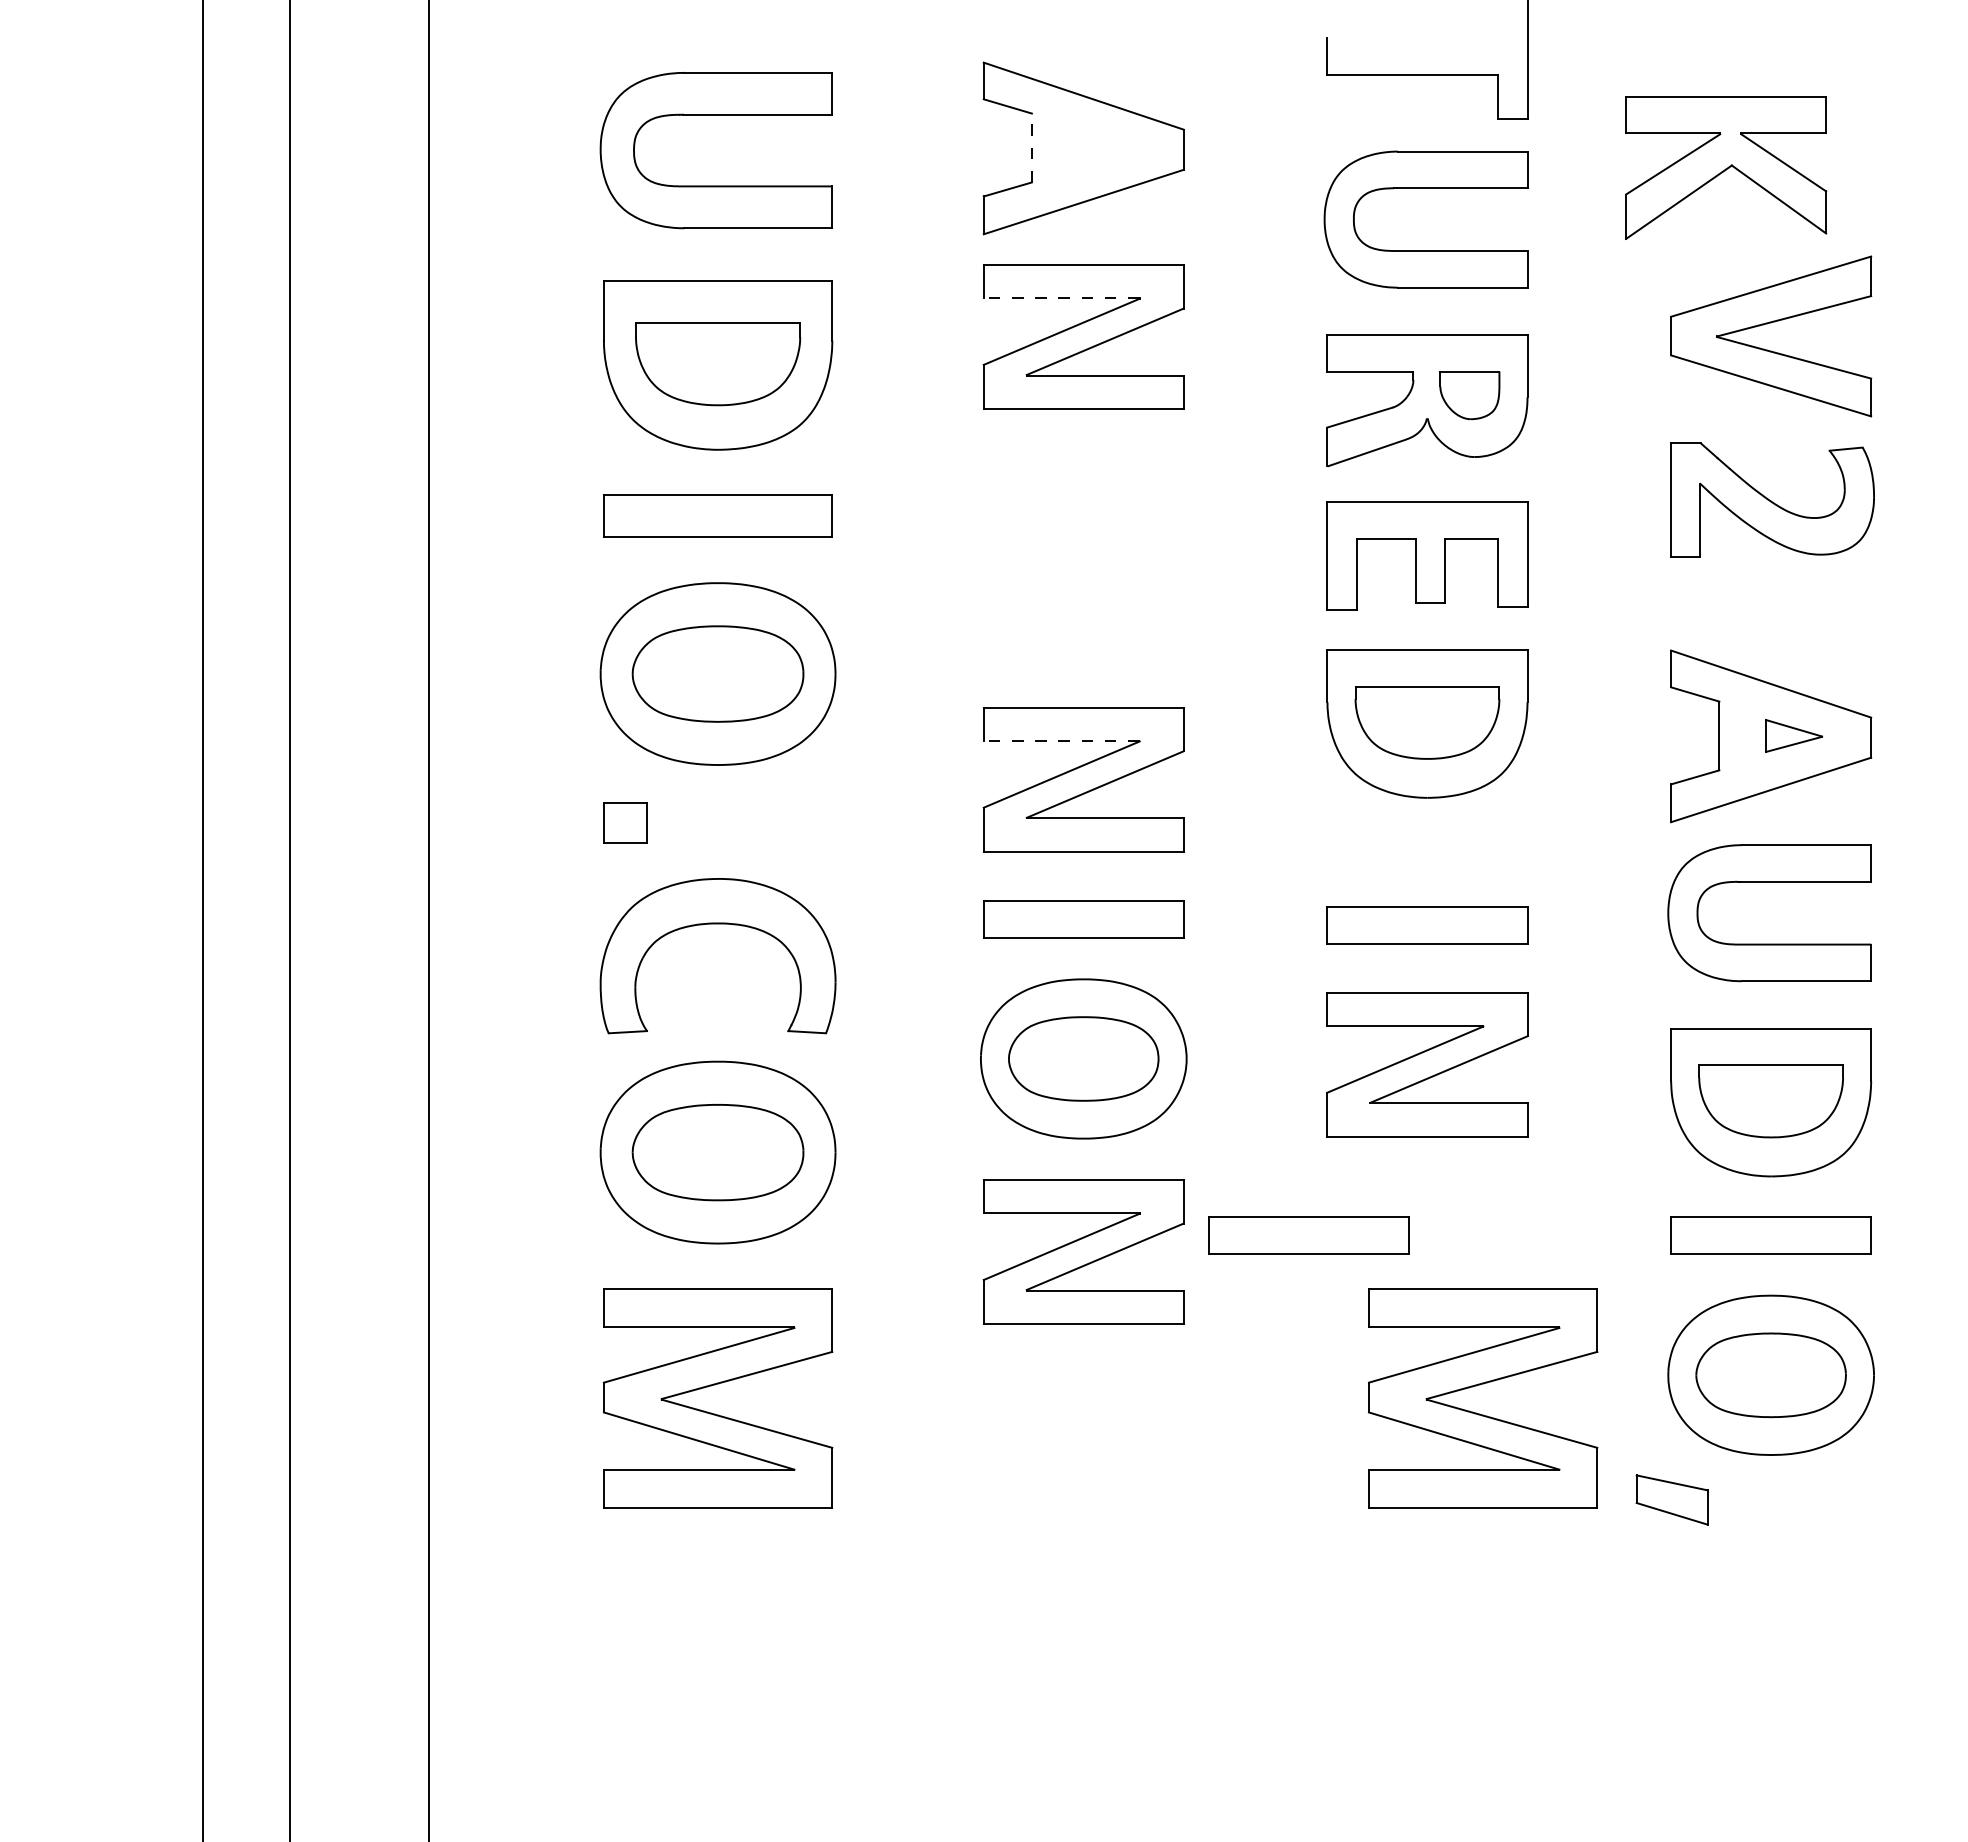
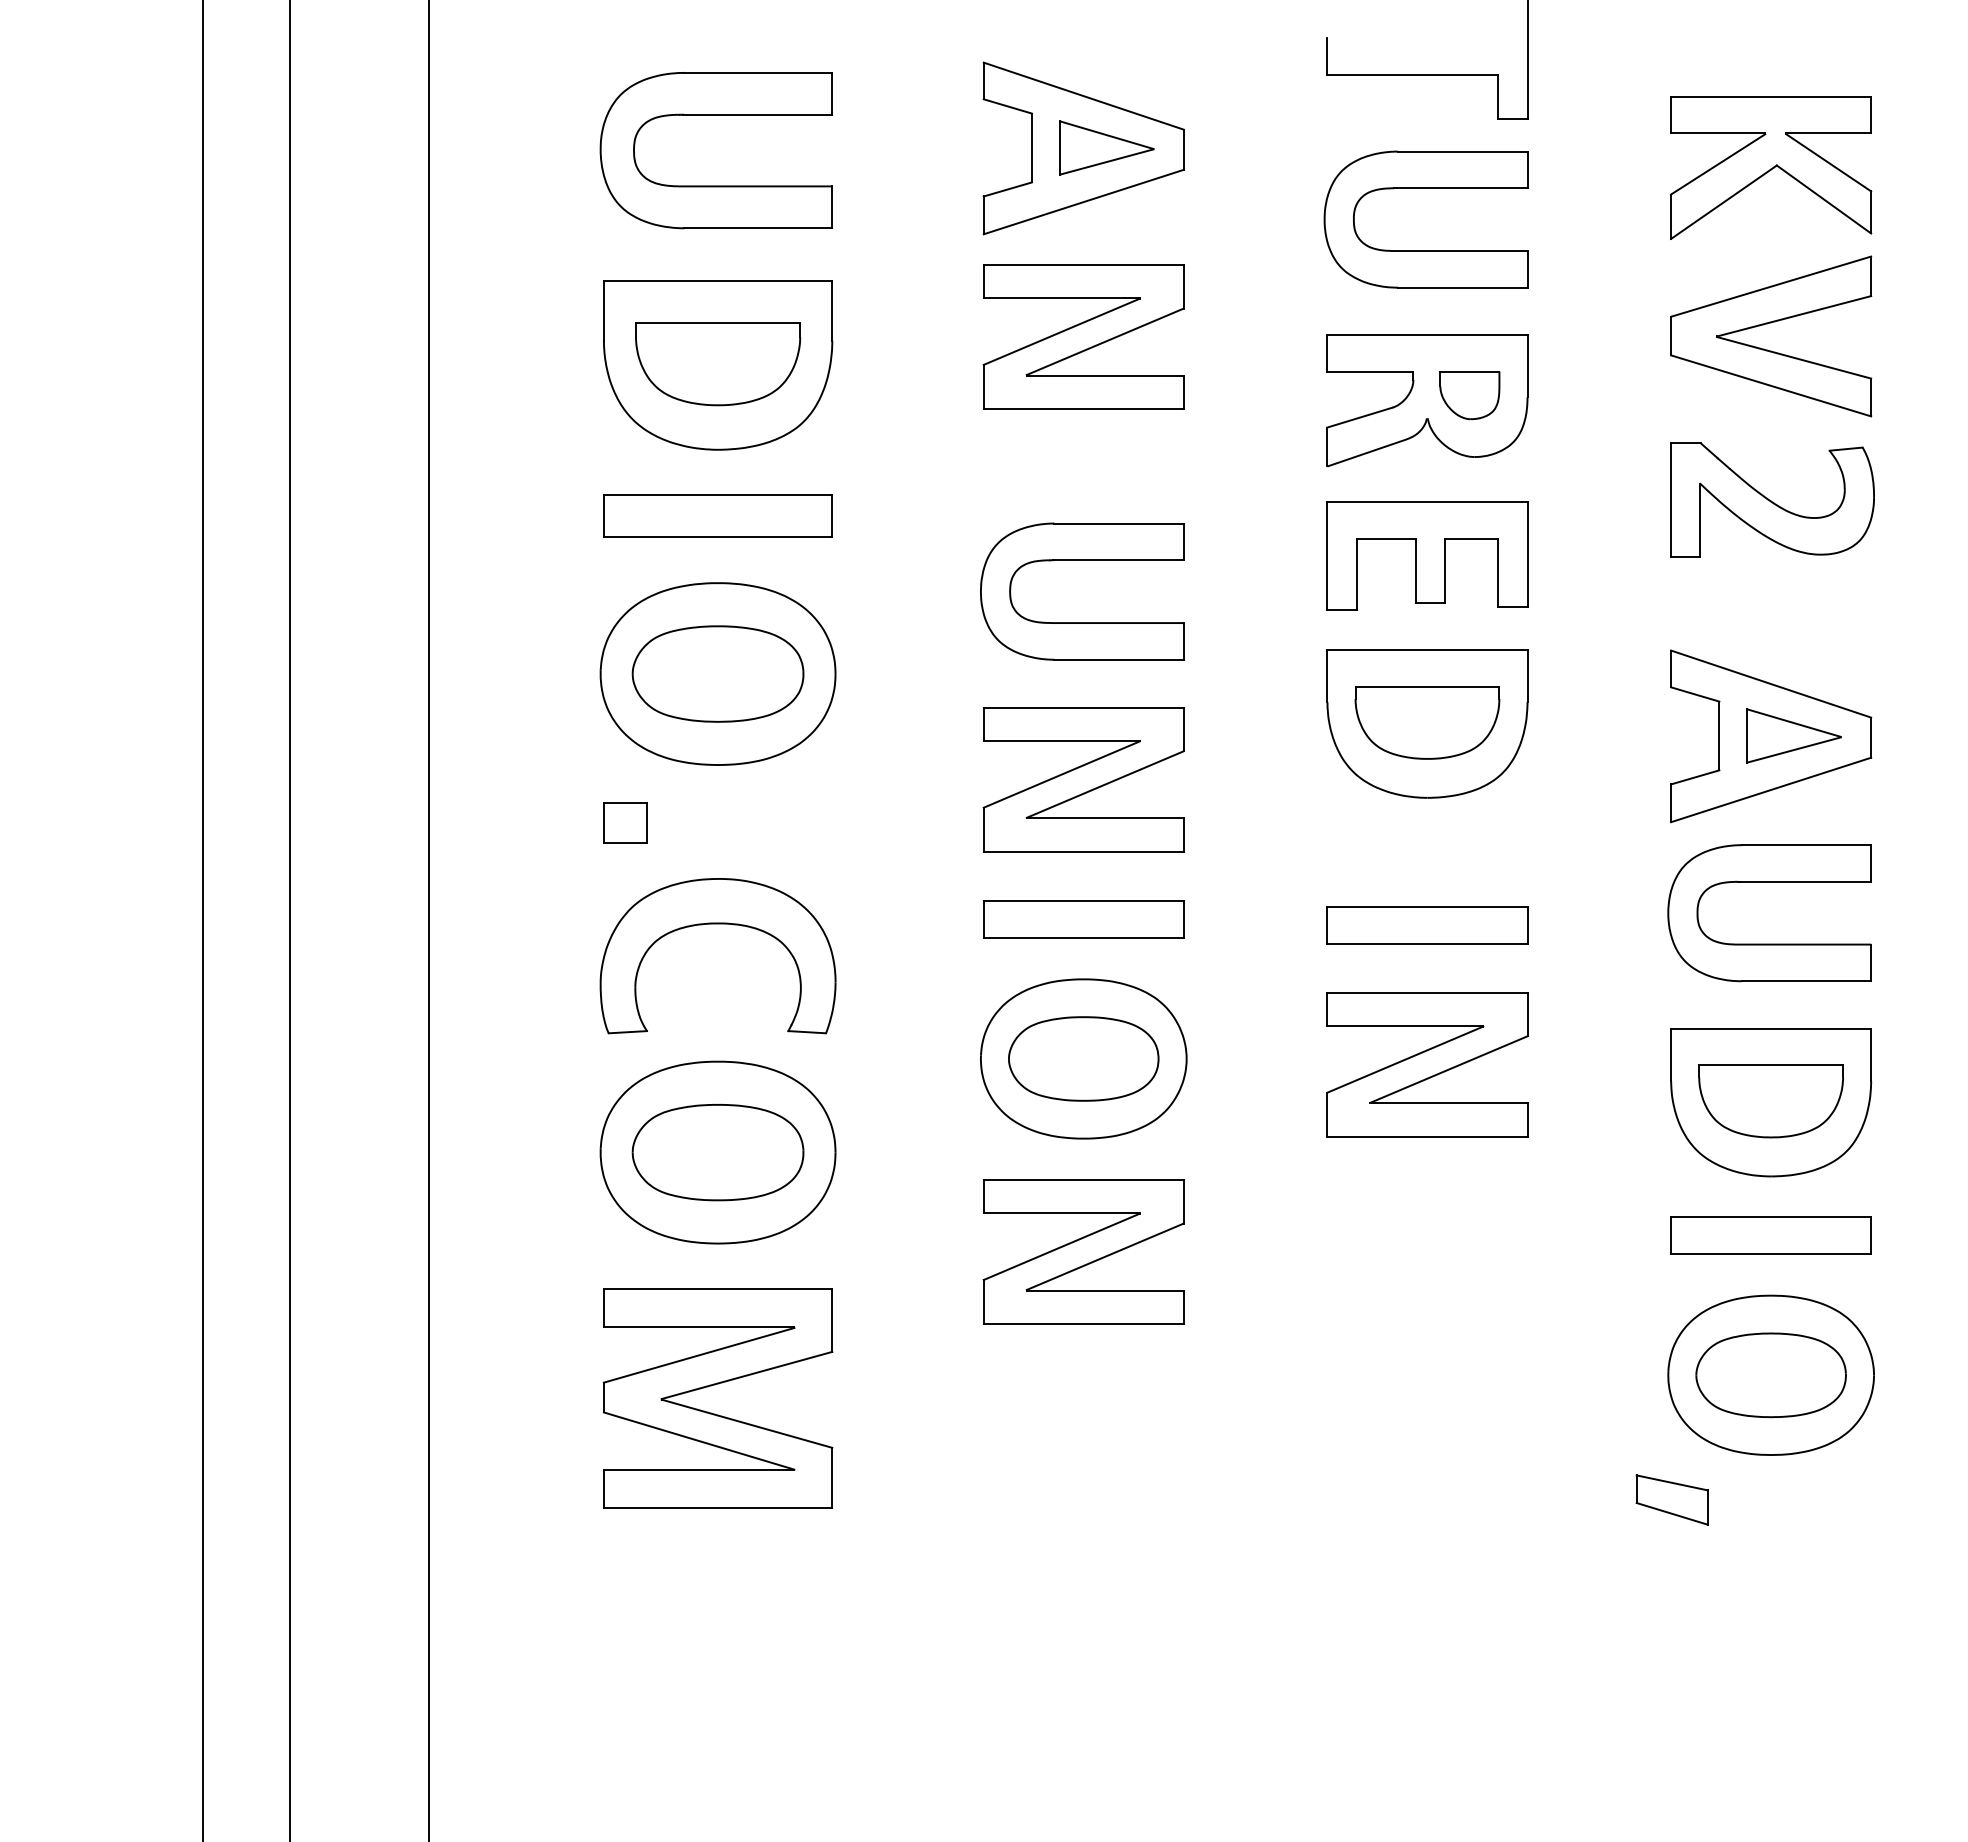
line: dashed -> solid (1031, 147)
part: none -> present (1106, 147)
part position: (1726, 167) -> (1771, 167) (1771, 167)
line: dashed -> solid (1061, 298)
part: none -> present (1082, 560)
part size: 58x34 px -> 96x56 px (1793, 735)
line: dashed -> solid (1061, 741)
part: present -> none (1308, 1235)
part: present -> none (1480, 1385)
